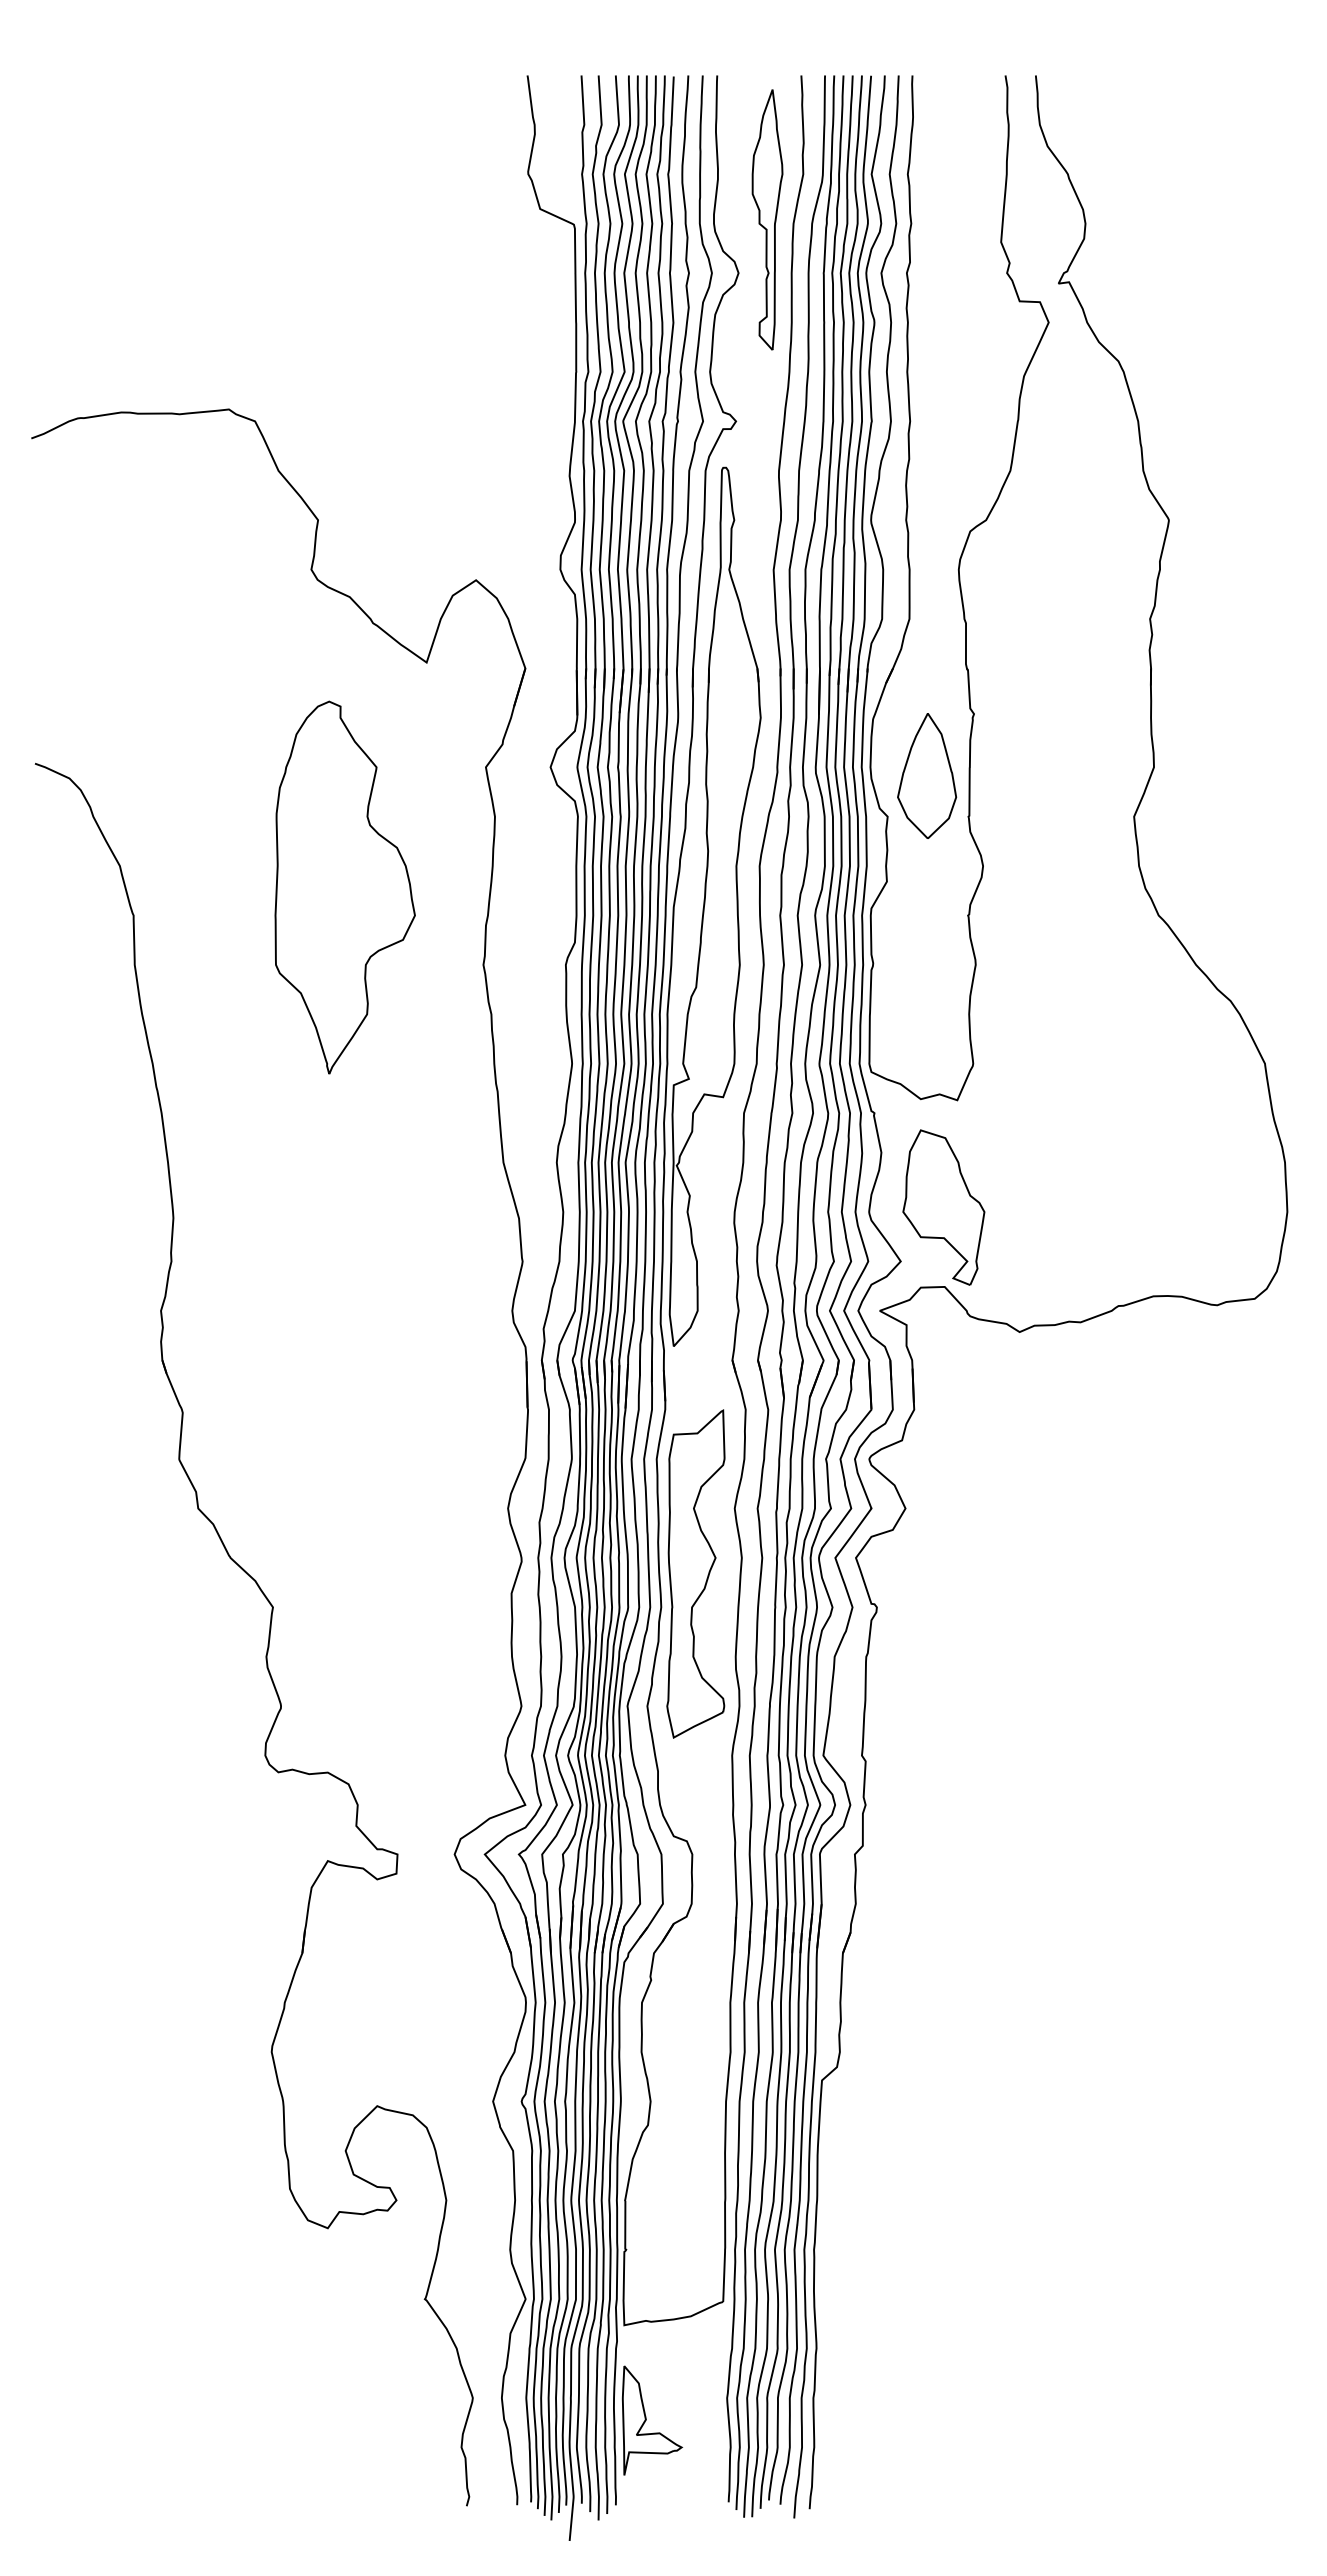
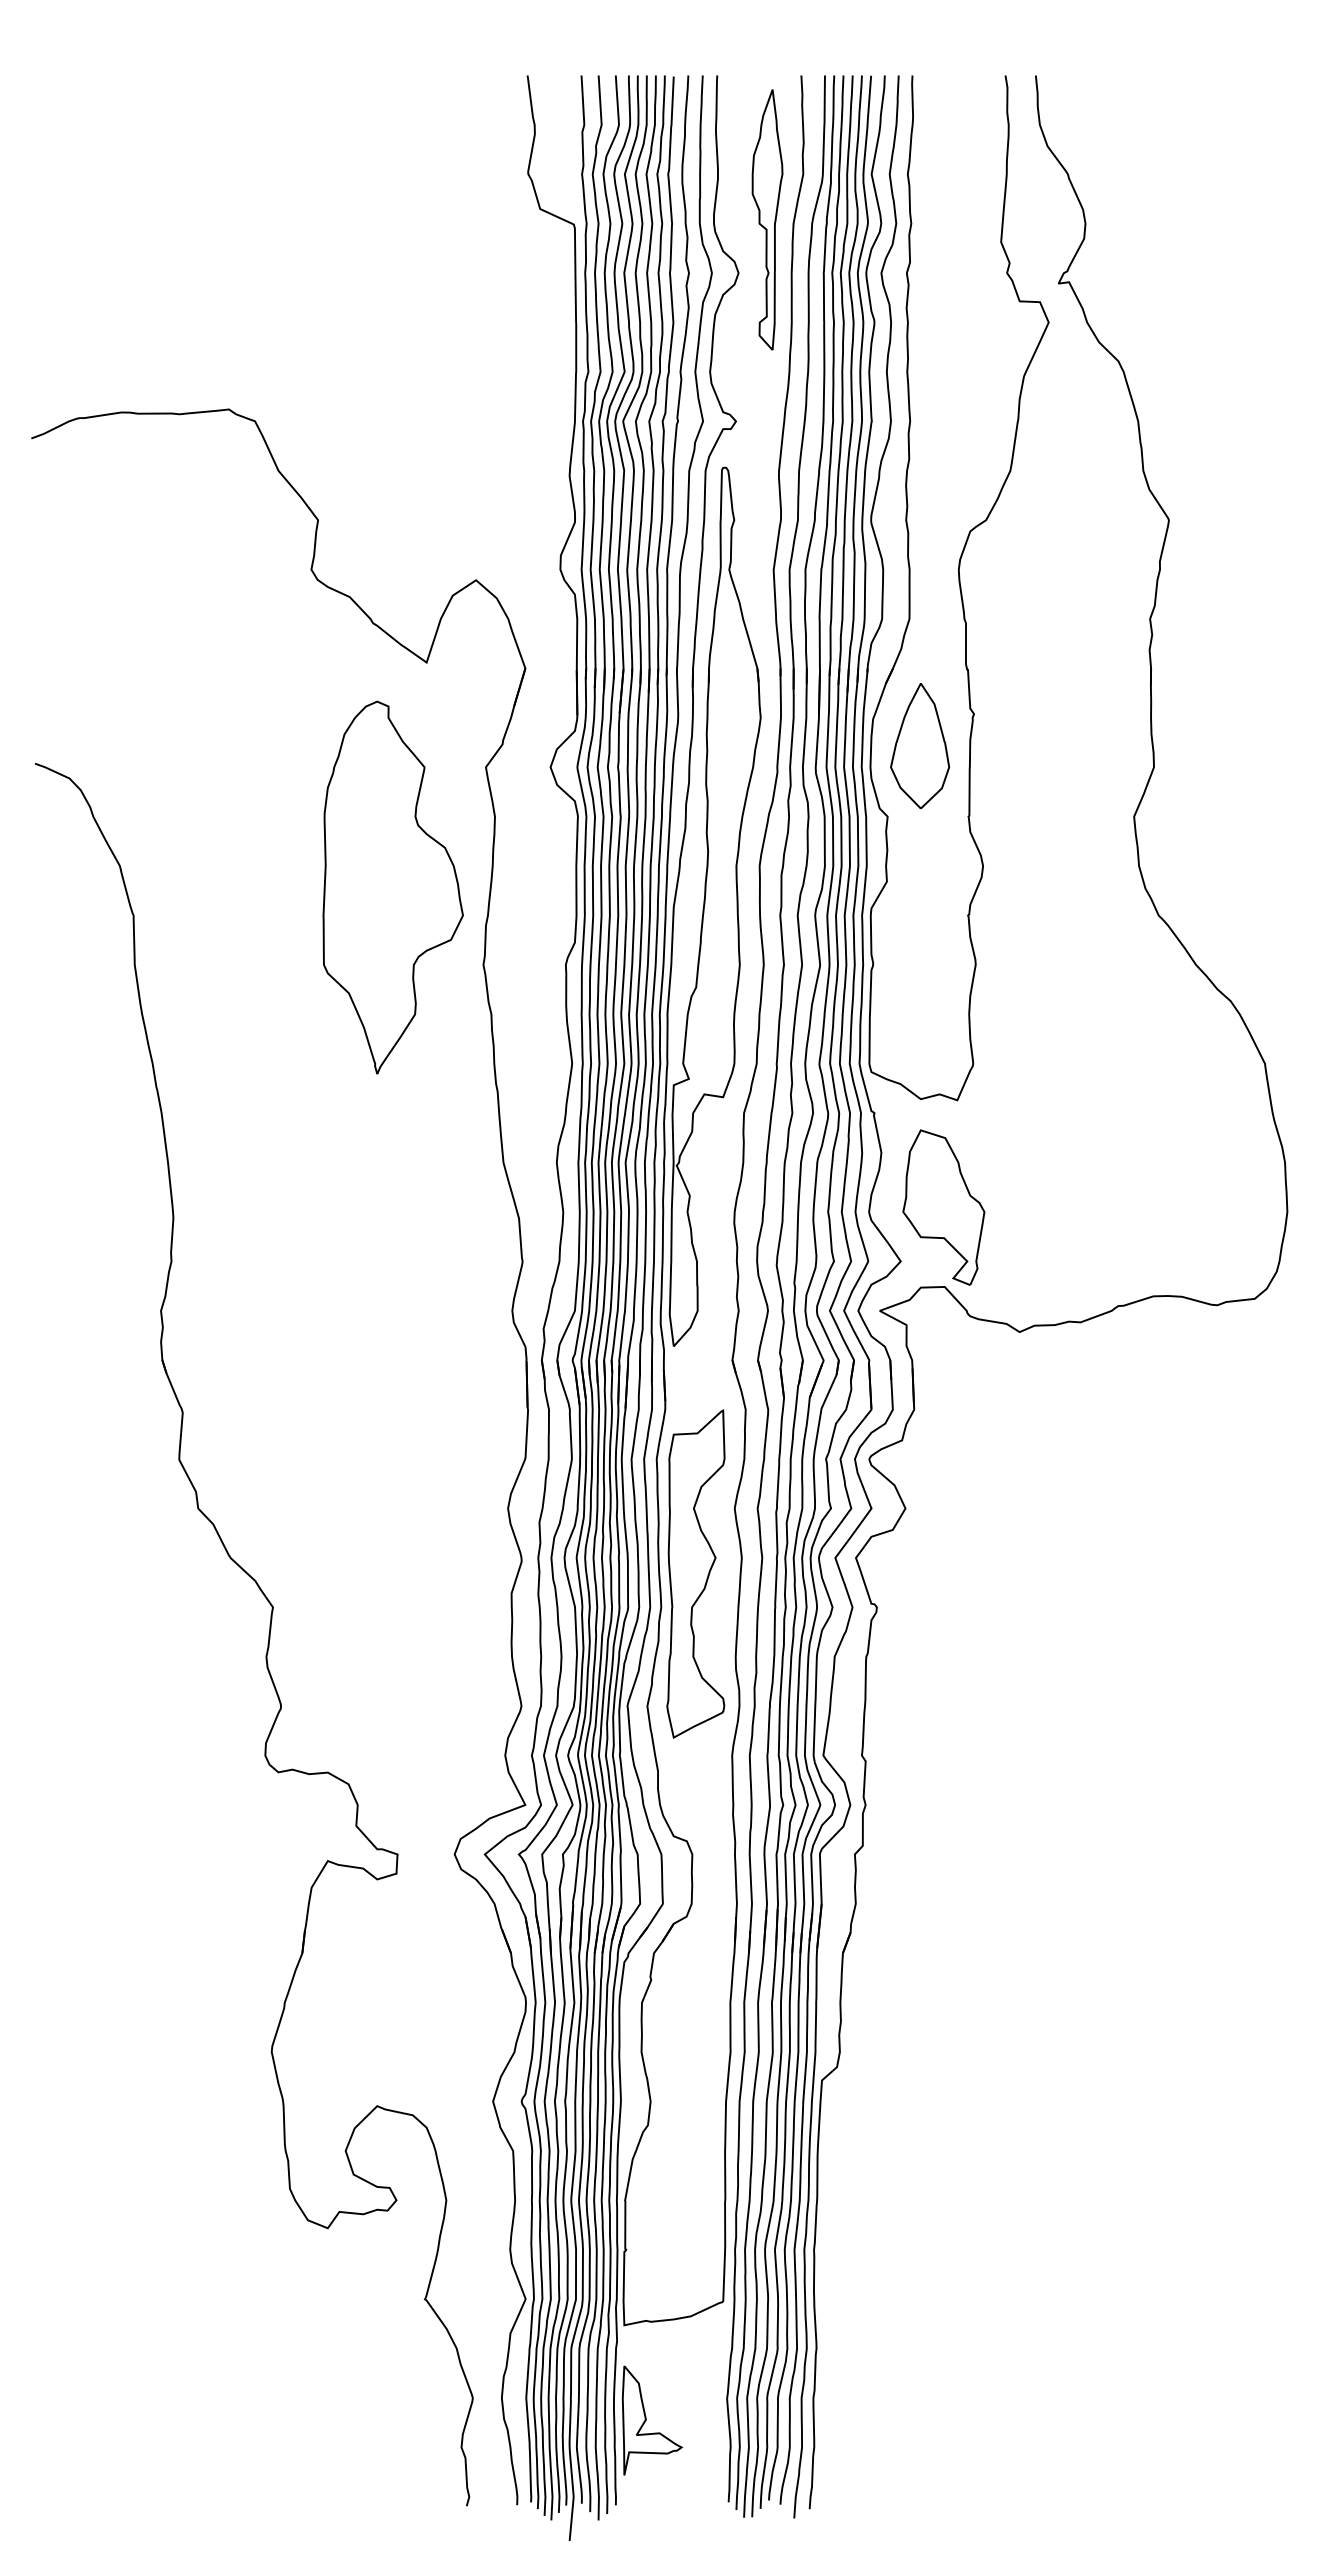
part position: (927, 775) -> (920, 745) (920, 745)
part position: (344, 887) -> (392, 887) (392, 887)
